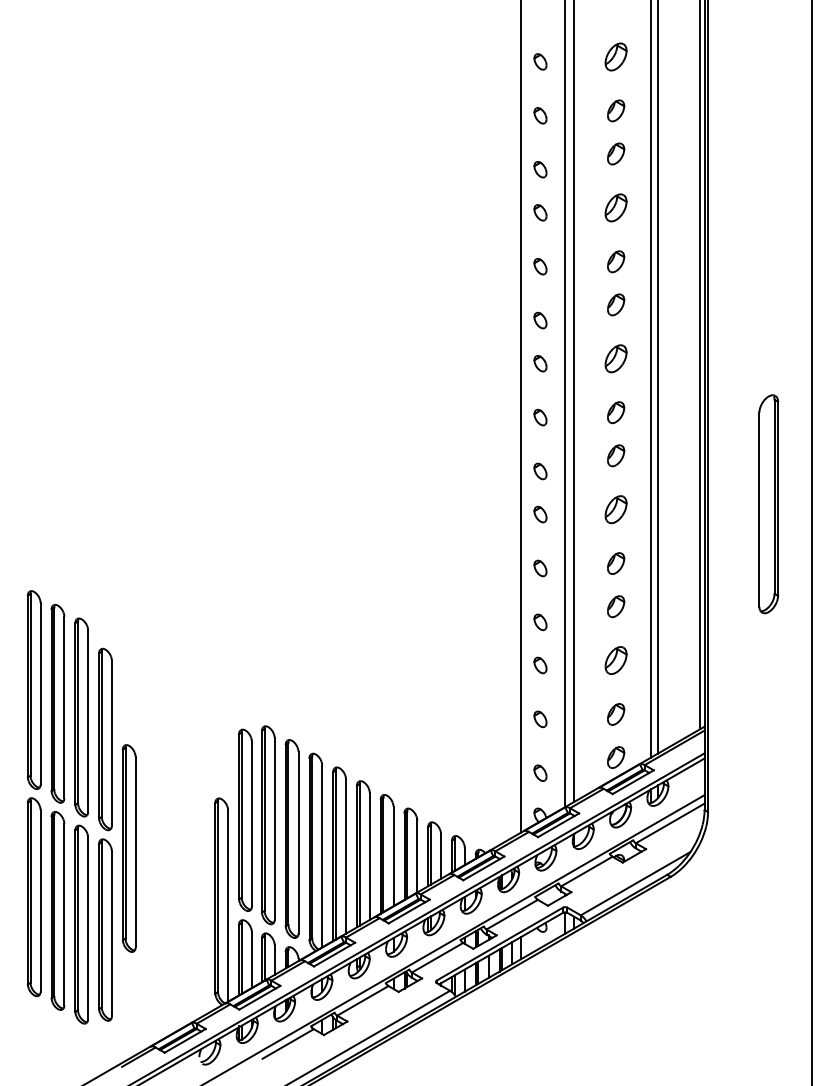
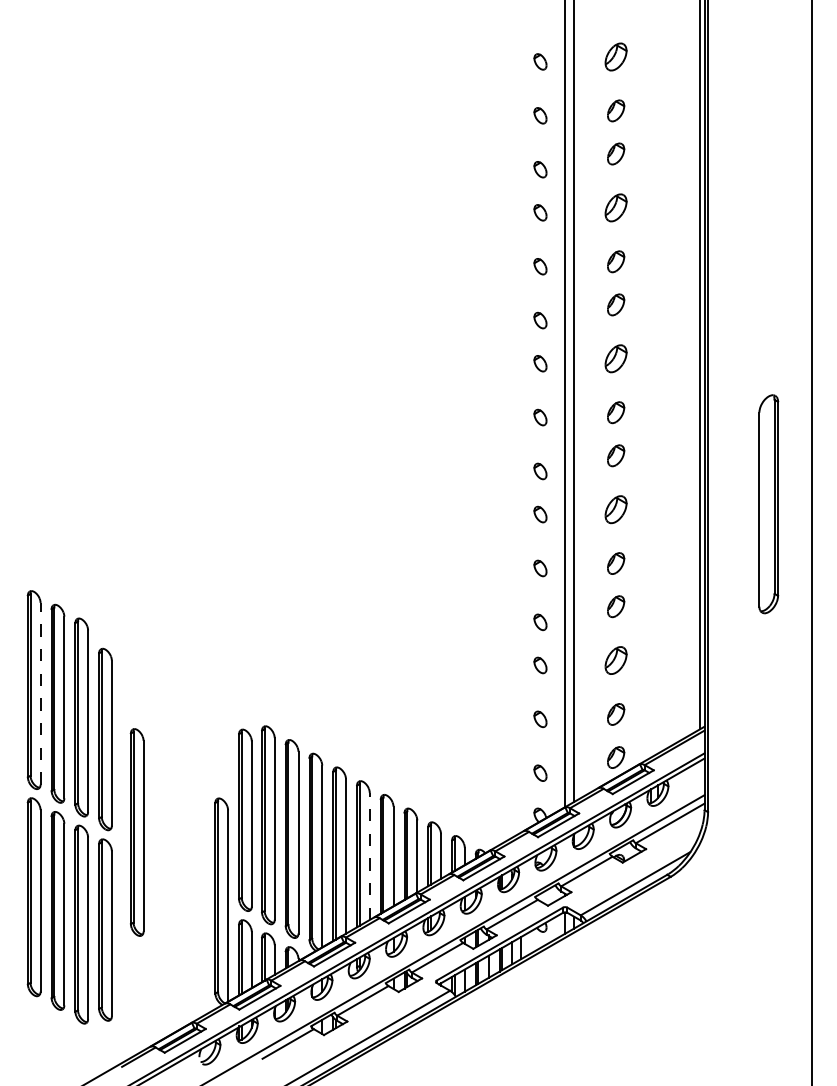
line: present -> none (657, 377)
line: present -> none (651, 379)
line: present -> none (520, 417)
line: solid -> dashed (40, 693)
part position: (128, 848) -> (136, 832) (136, 832)
line: solid -> dashed (369, 855)
